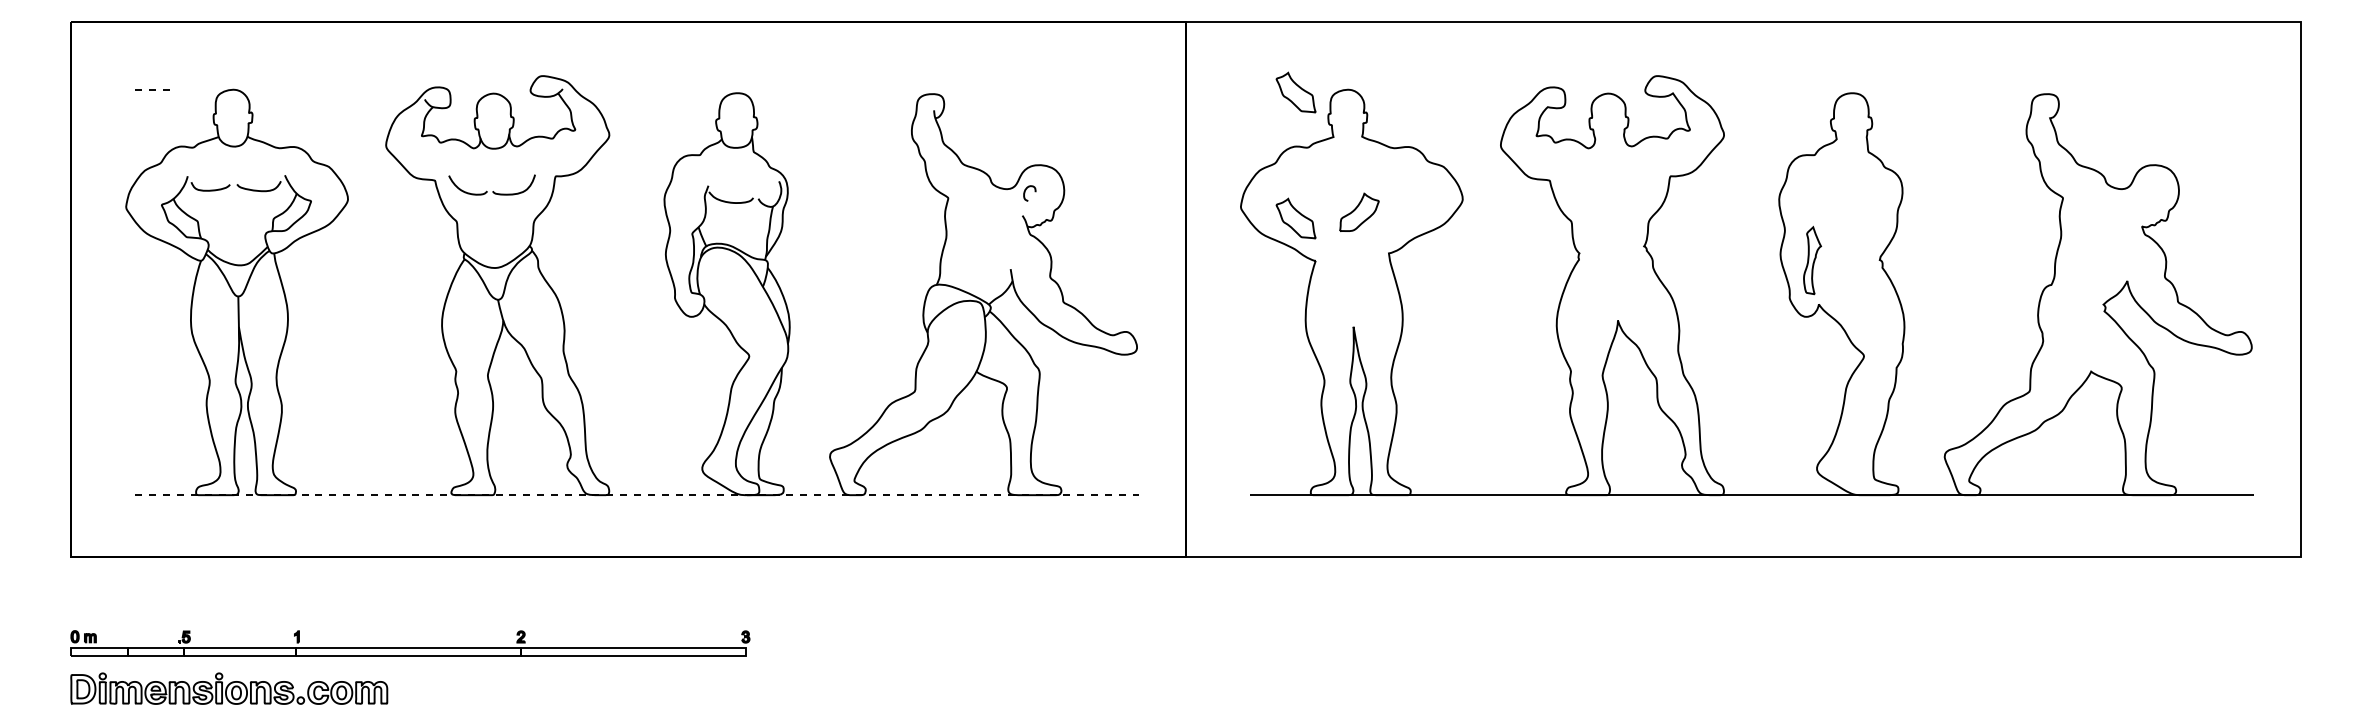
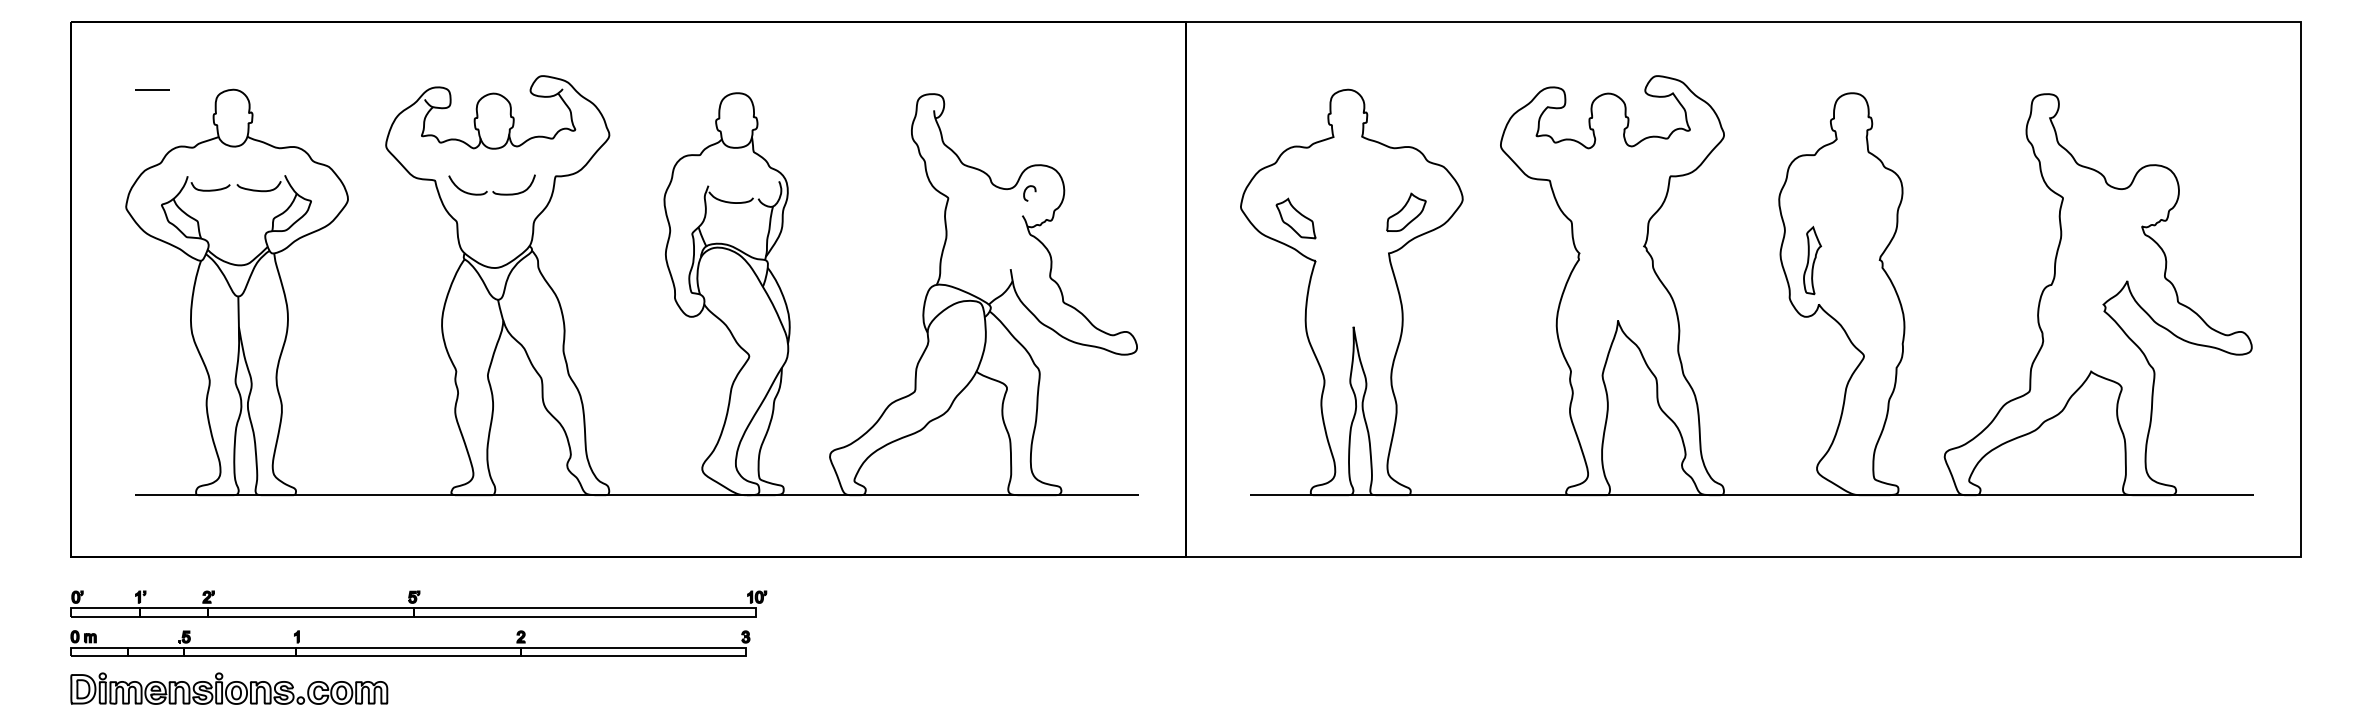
line: dashed -> solid (153, 89)
part: present -> none (1295, 92)
part position: (1359, 211) -> (1406, 211) (1406, 211)
line: dashed -> solid (637, 495)
part: none -> present (418, 603)
